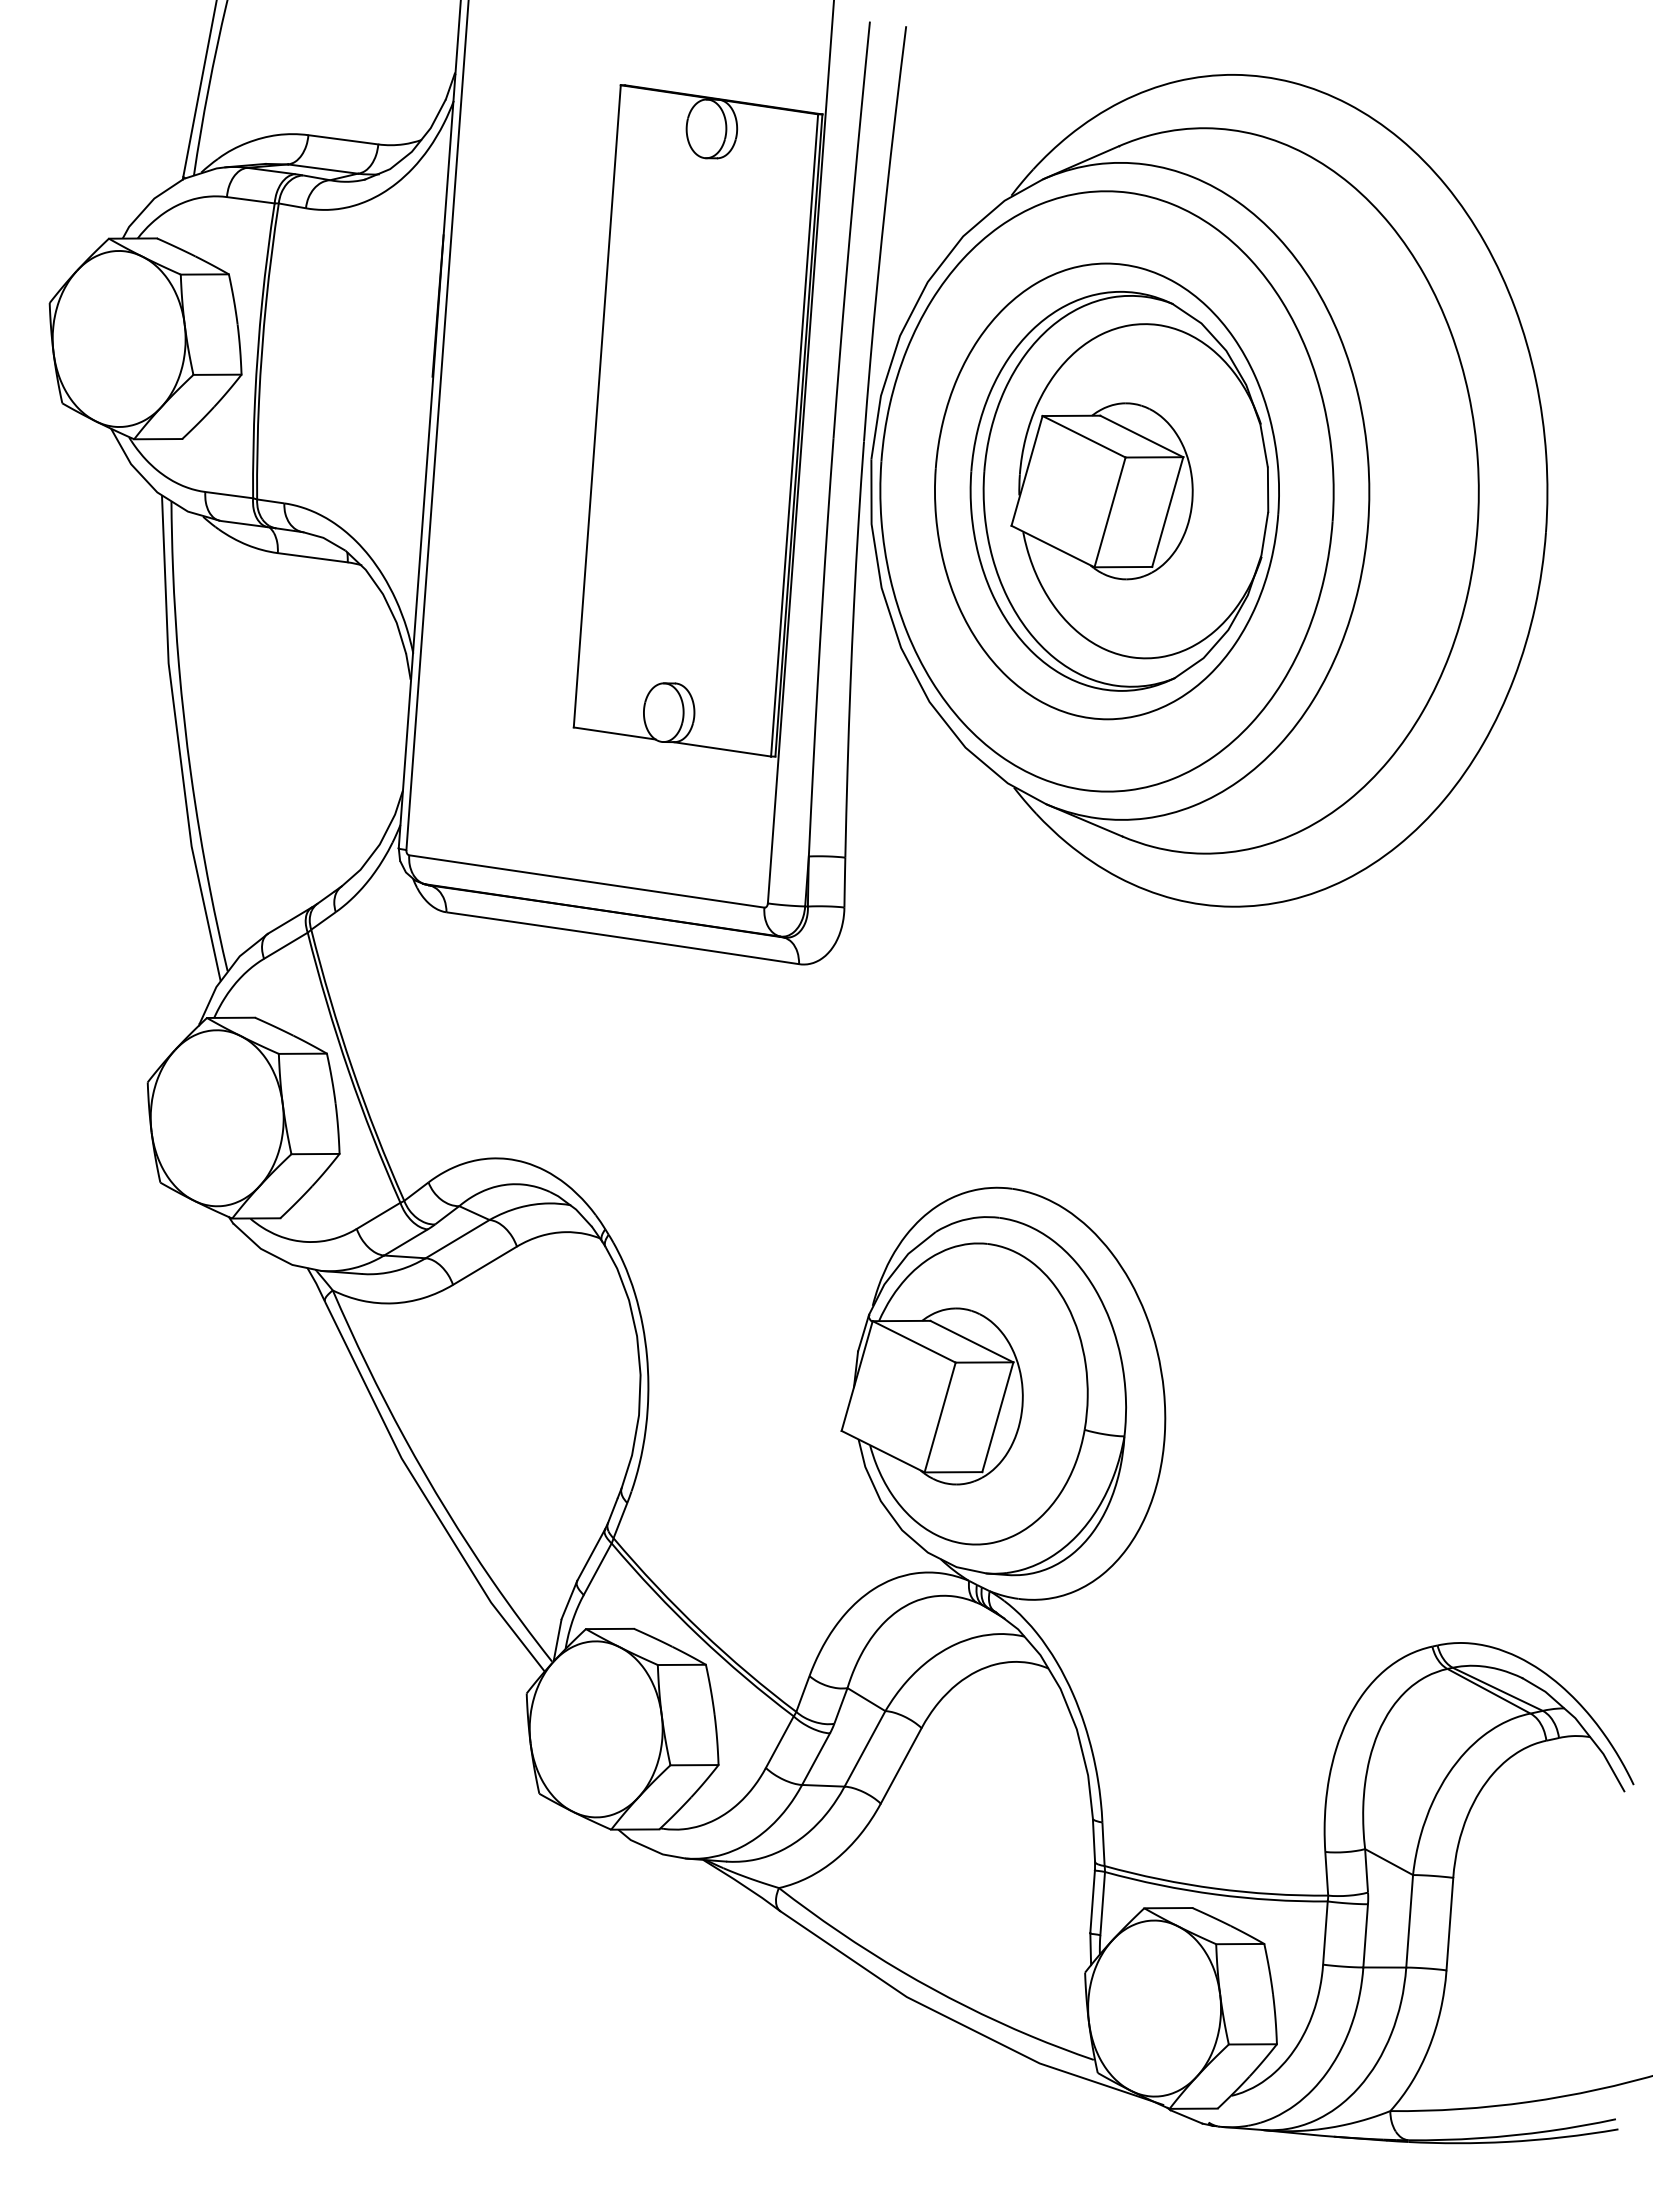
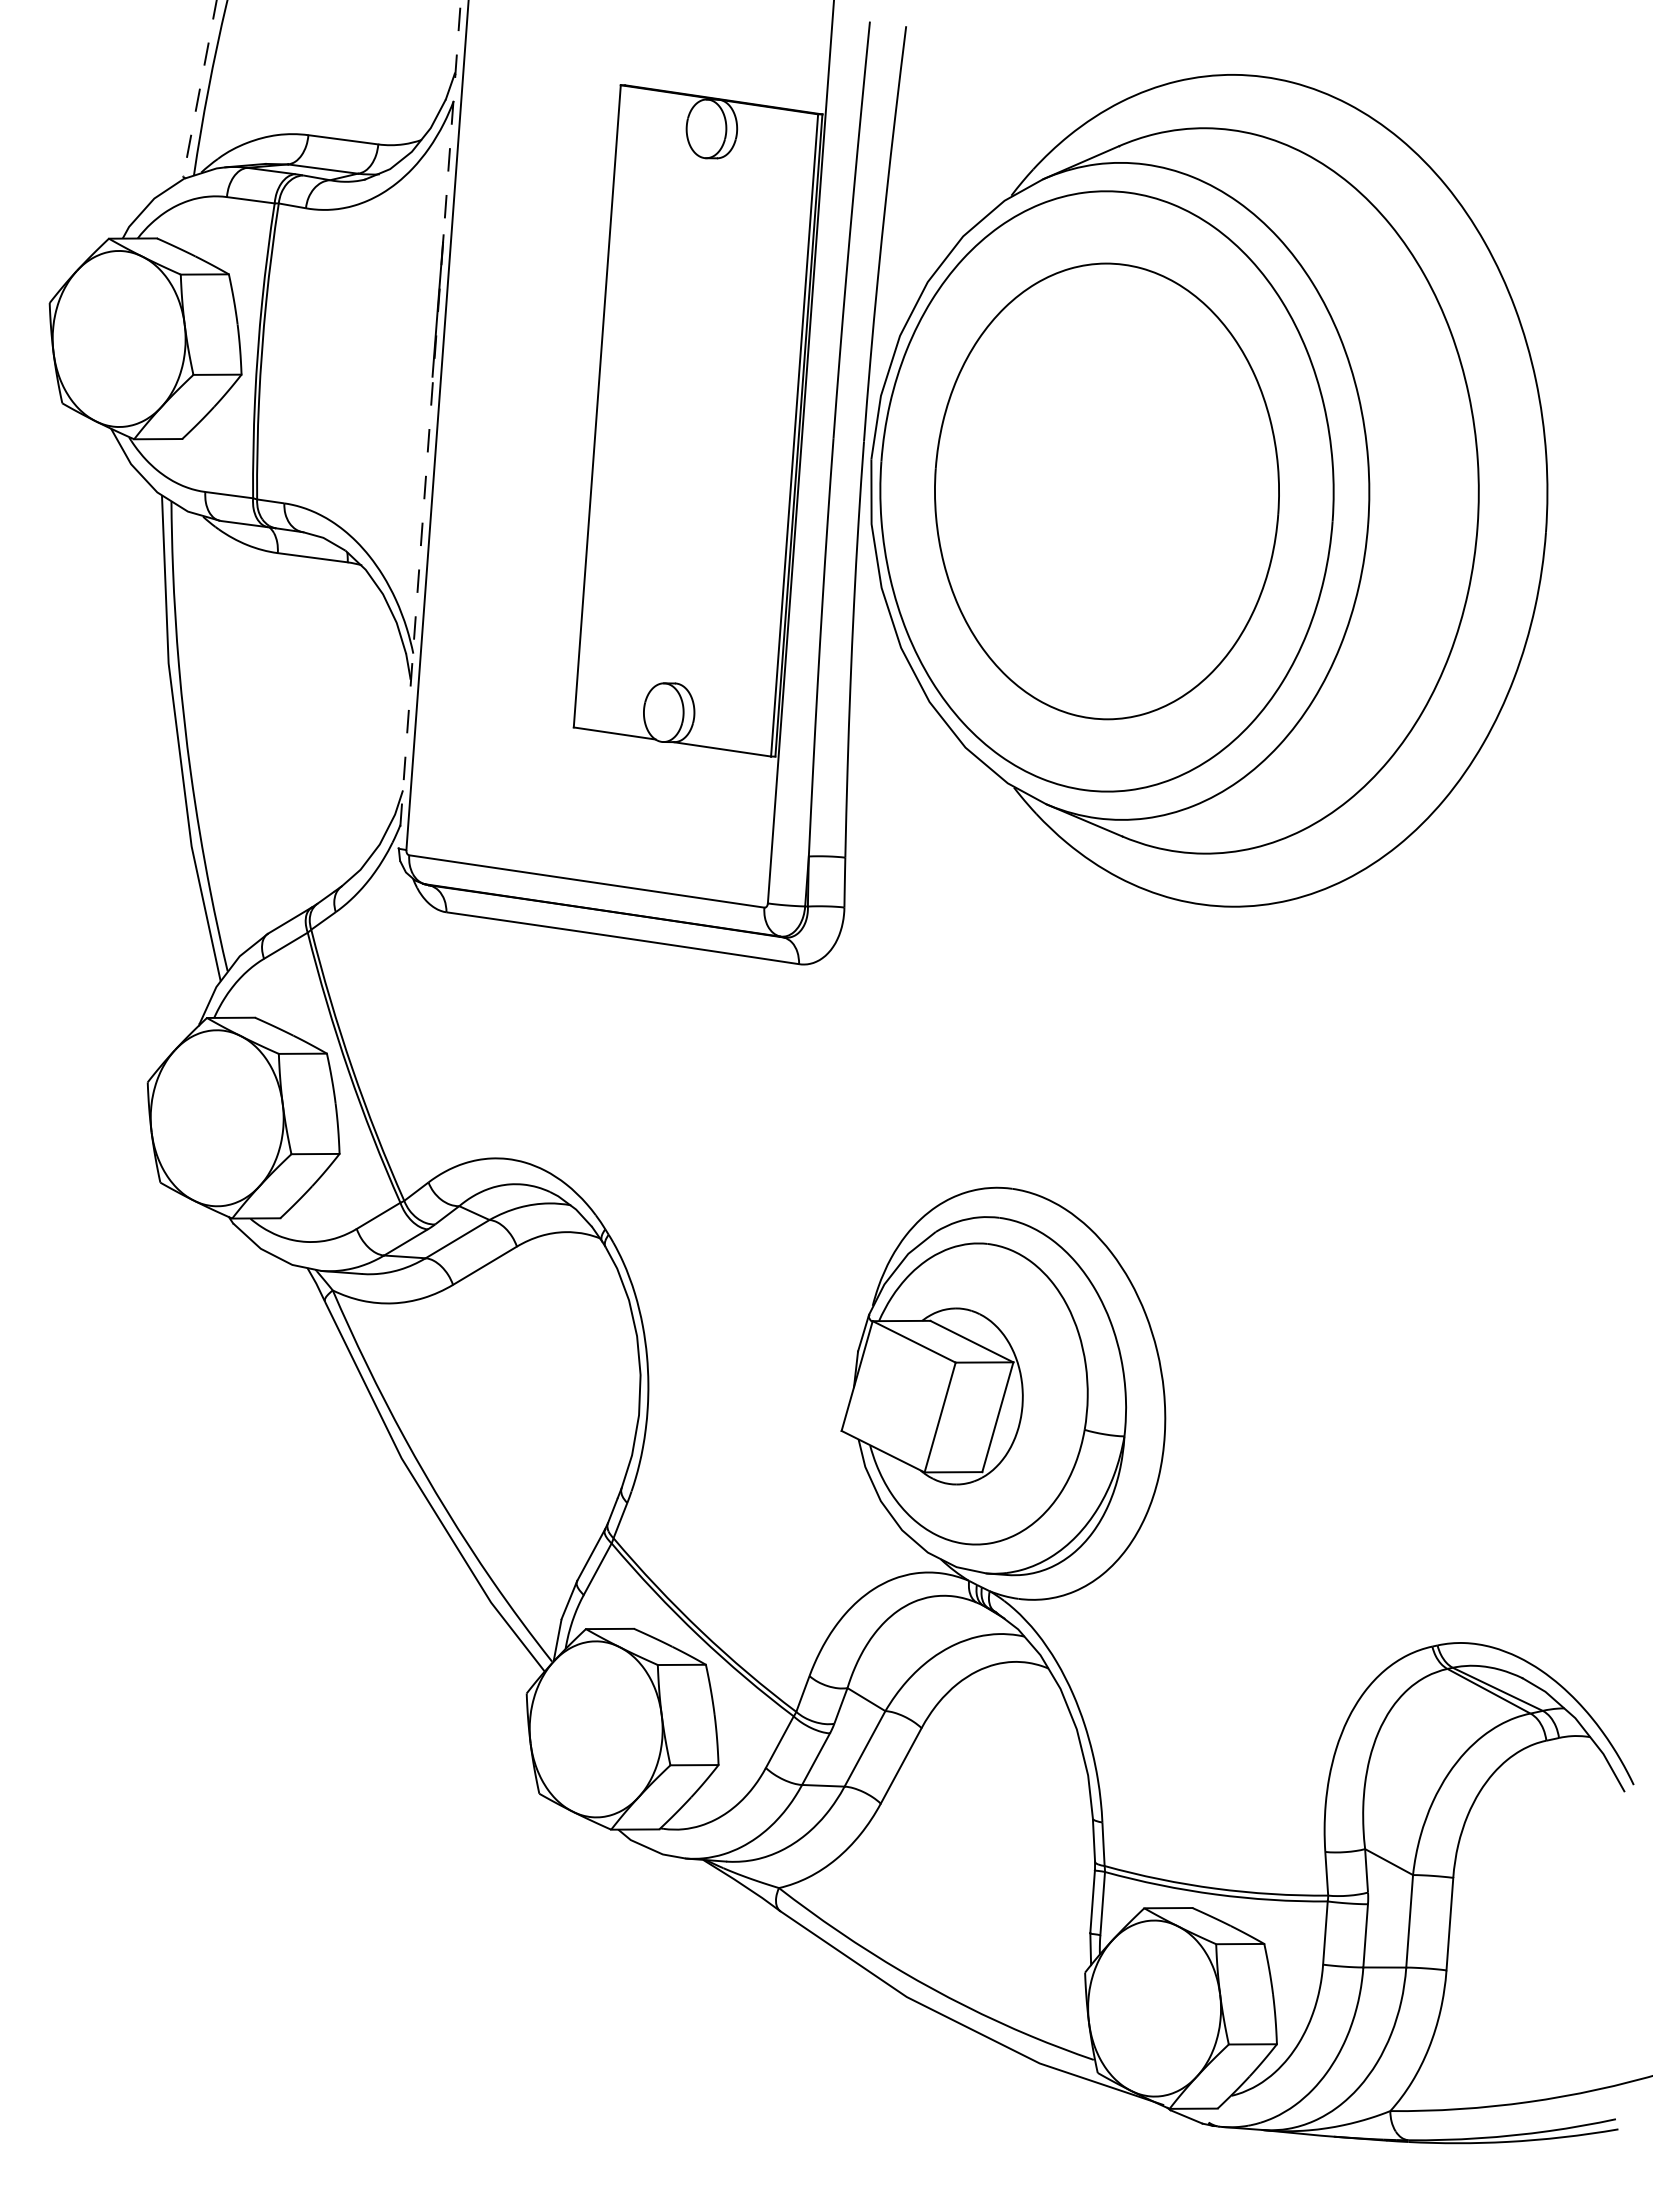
line: solid -> dashed (199, 90)
line: solid -> dashed (429, 424)
part: present -> none (1119, 491)
